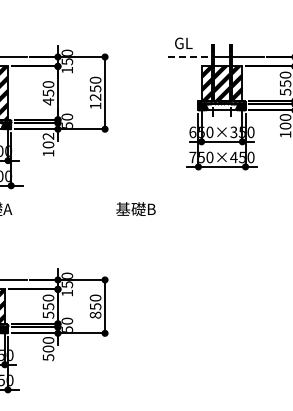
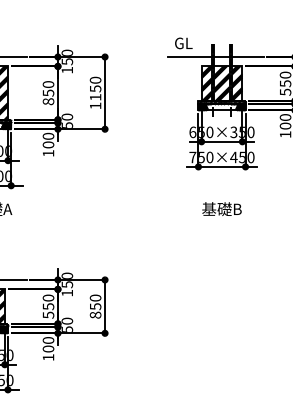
line: dashed -> solid (189, 57)
text: 1250 -> 1150 (95, 97)
text: 450 -> 850 (48, 101)
text: 102 -> 100 (48, 135)
text position: (135, 208) -> (221, 208) (221, 208)
text: 500 -> 100 (48, 357)
